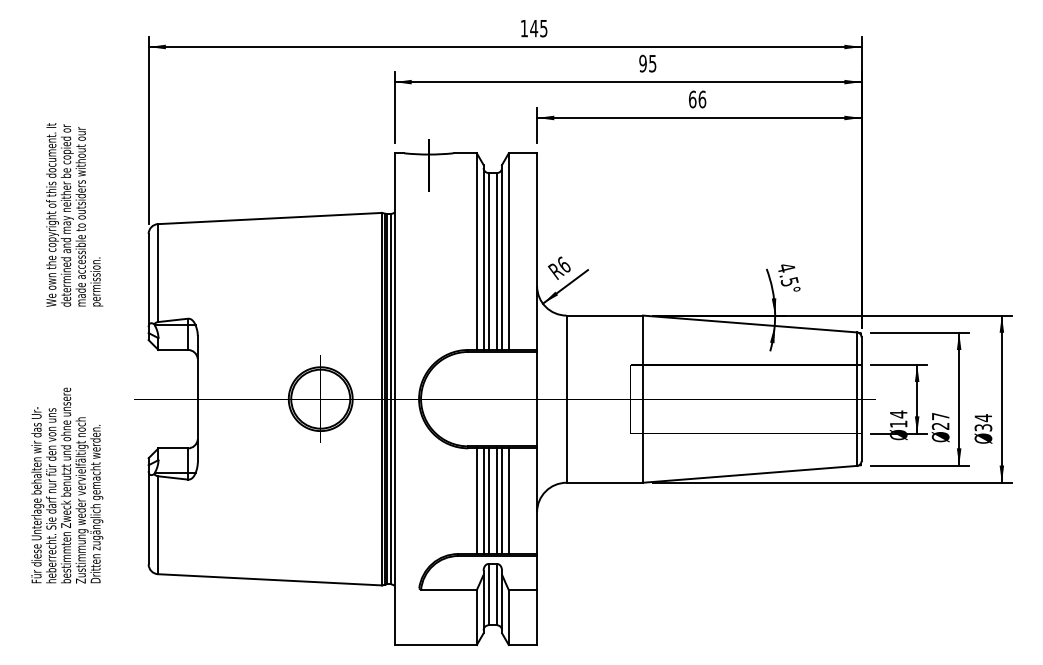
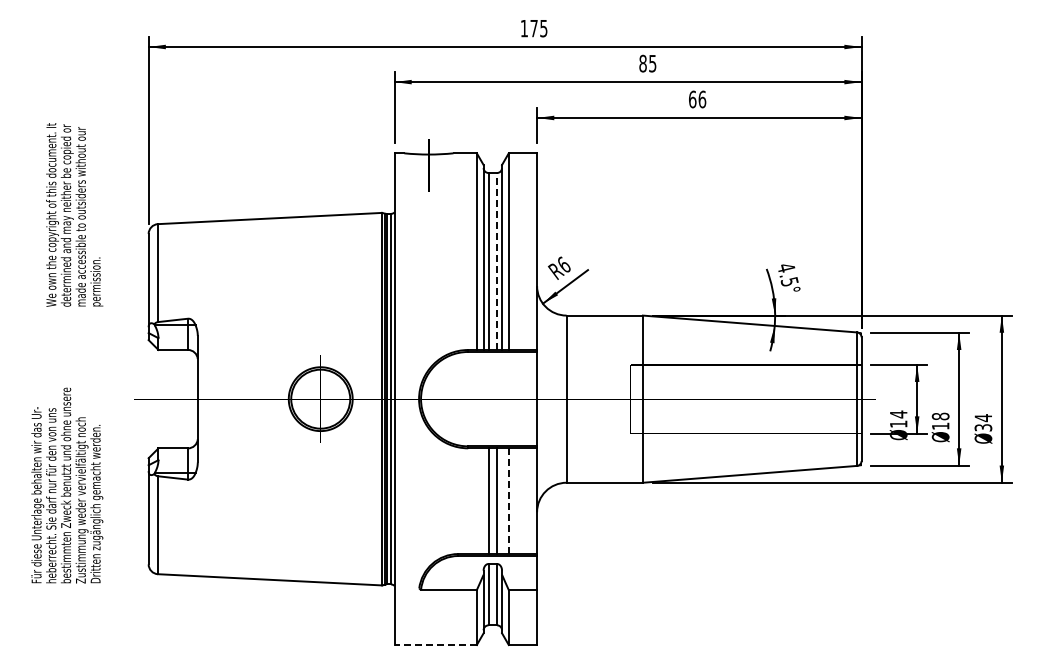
text: 145 -> 175 (534, 28)
text: 95 -> 85 (642, 63)
line: solid -> dashed (497, 261)
text: 27 -> 18 (940, 420)
line: present -> none (476, 501)
line: present -> none (483, 501)
line: present -> none (502, 501)
line: solid -> dashed (508, 501)
line: solid -> dashed (435, 645)
